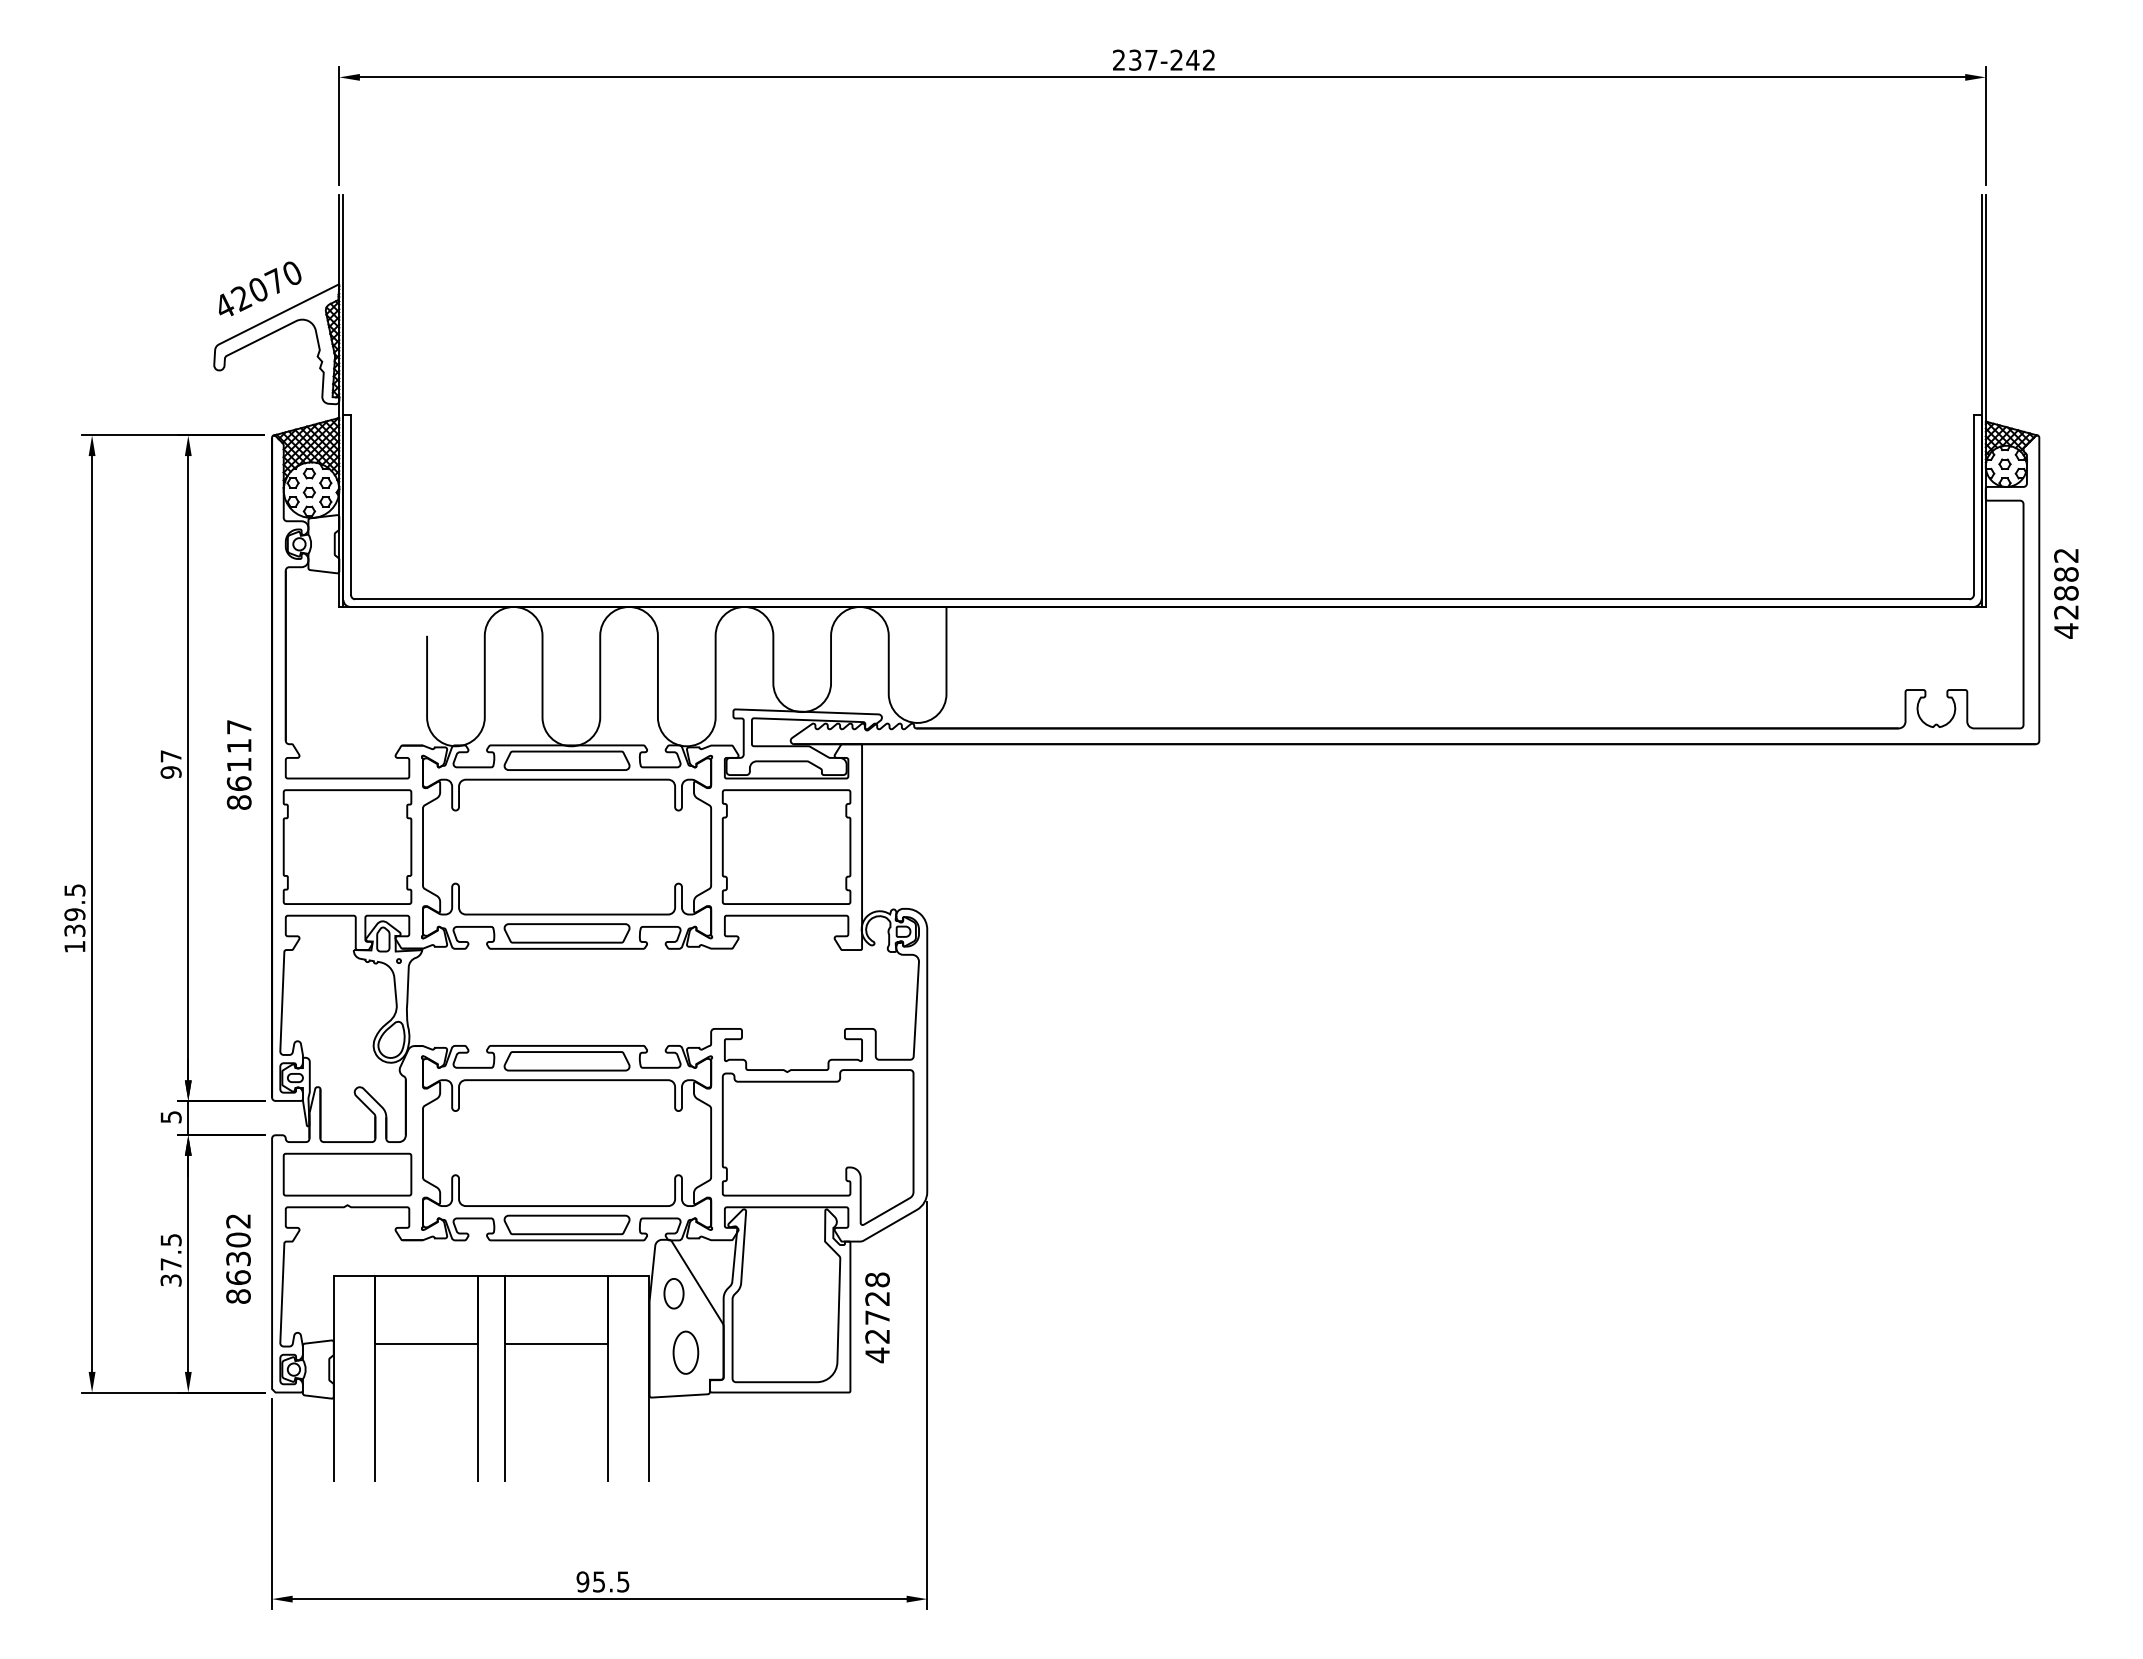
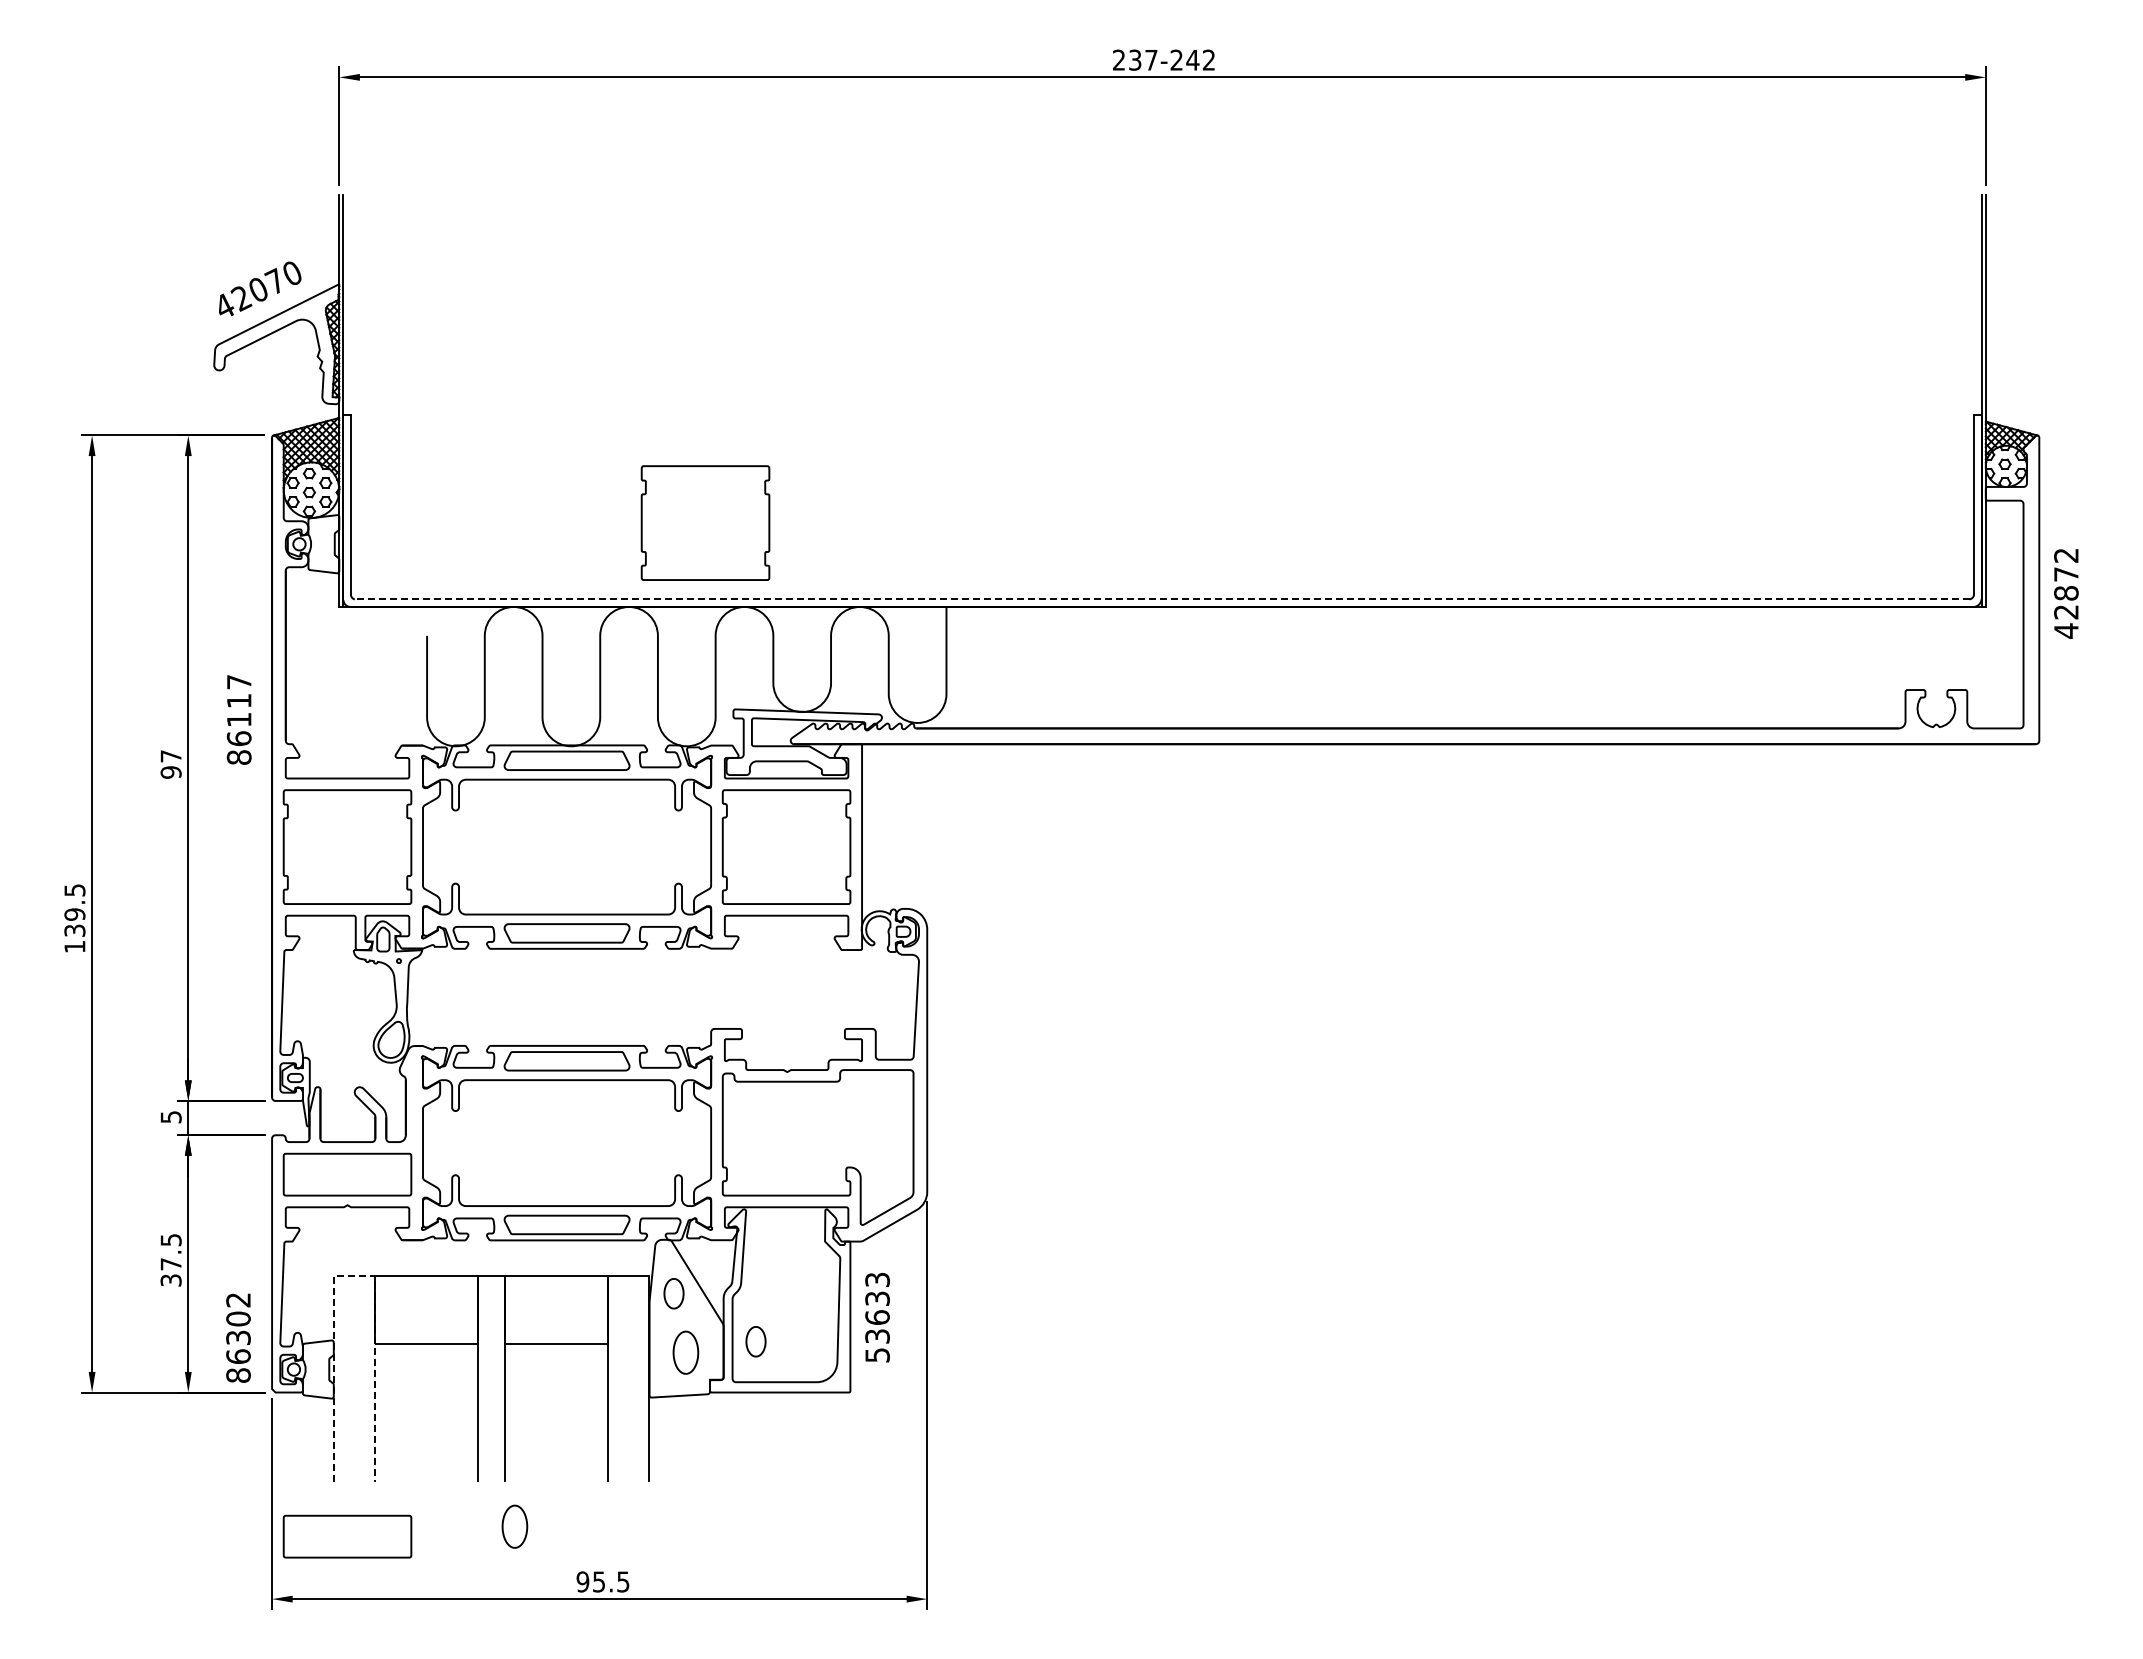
part: none -> present (705, 522)
text: 42882 -> 42872 (2066, 574)
line: solid -> dashed (1161, 599)
text position: (238, 764) -> (238, 719) (238, 719)
text position: (238, 1258) -> (238, 1337) (238, 1337)
line: solid -> dashed (354, 1275)
text: 42728 -> 53633 (877, 1317)
part: none -> present (755, 1341)
part: none -> present (514, 1526)
part: none -> present (347, 1536)
